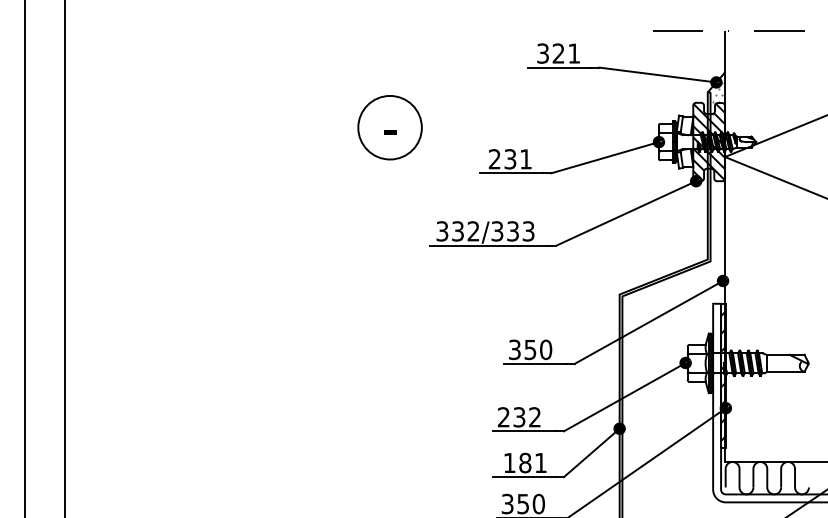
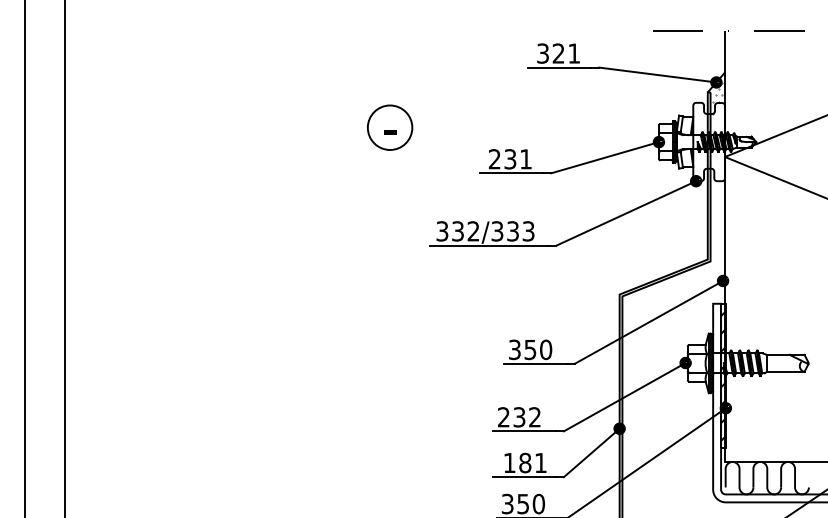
circle diameter: 64 px -> 44 px (389, 127)
hatch: present -> none (709, 141)
